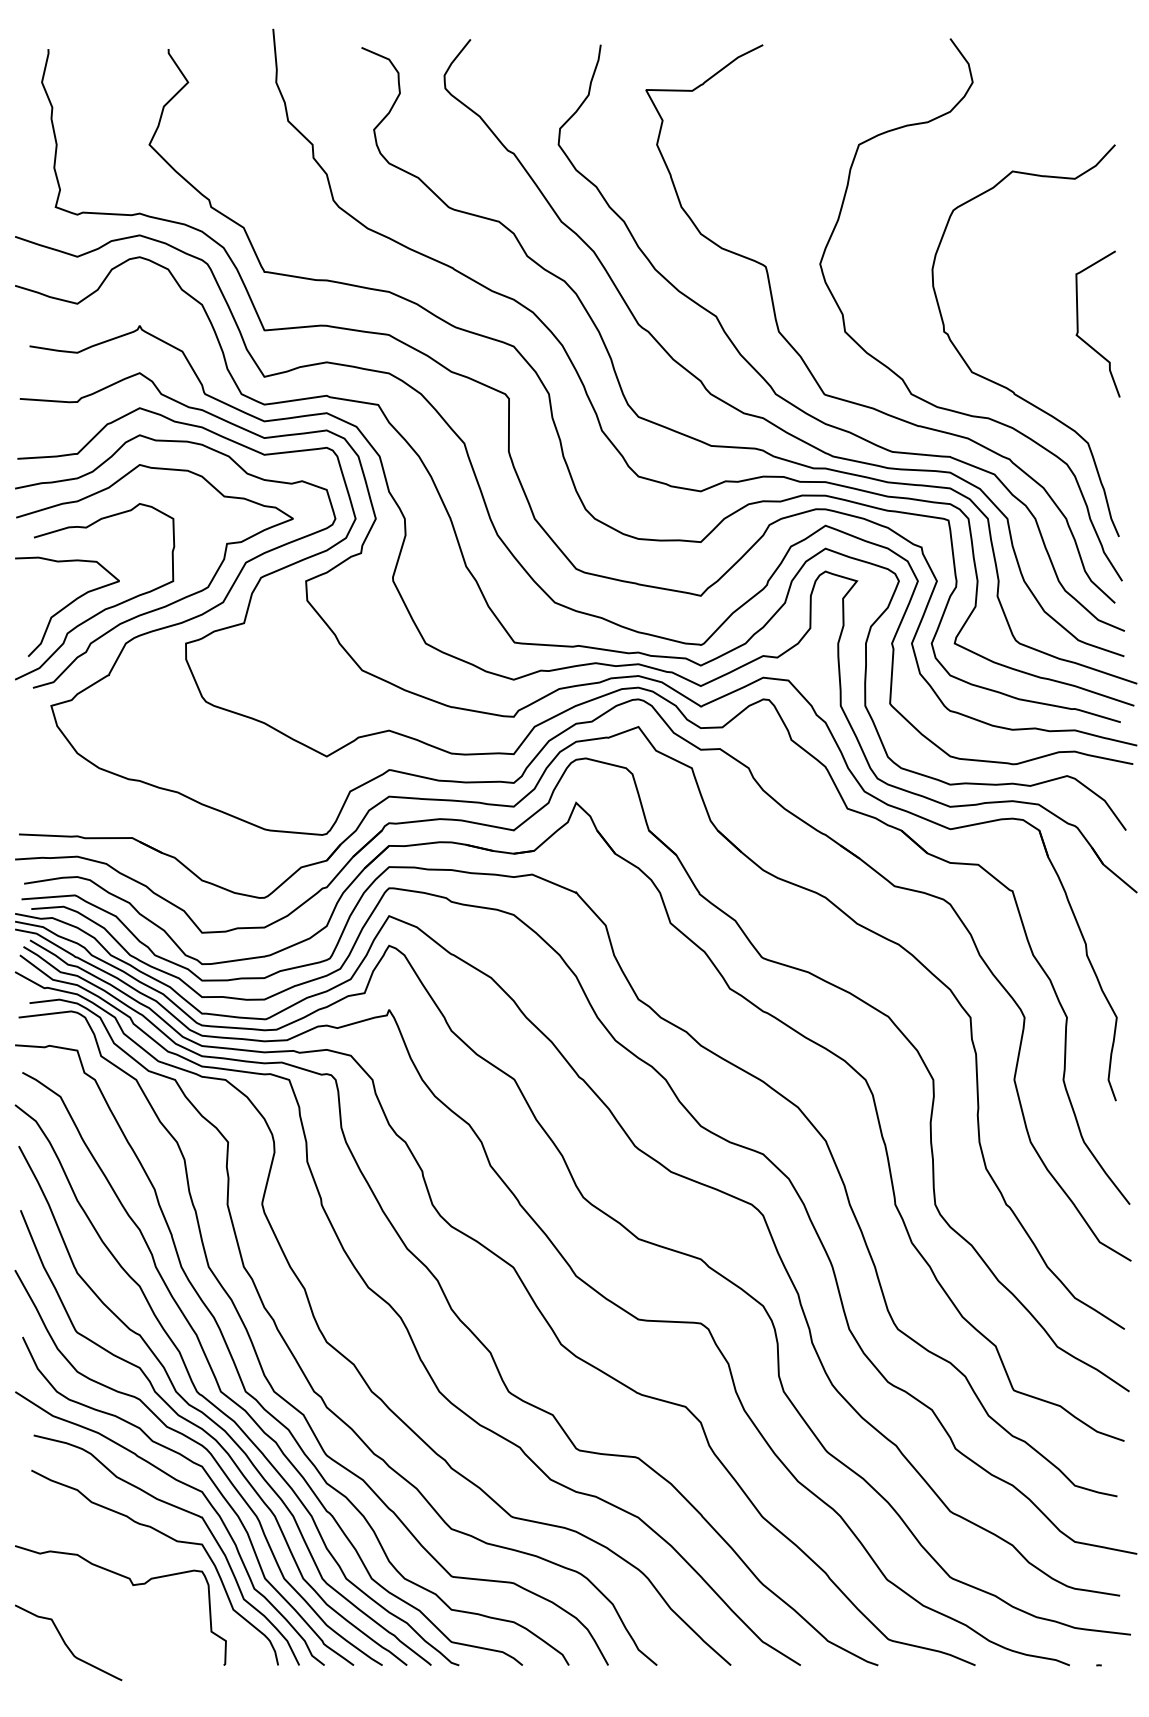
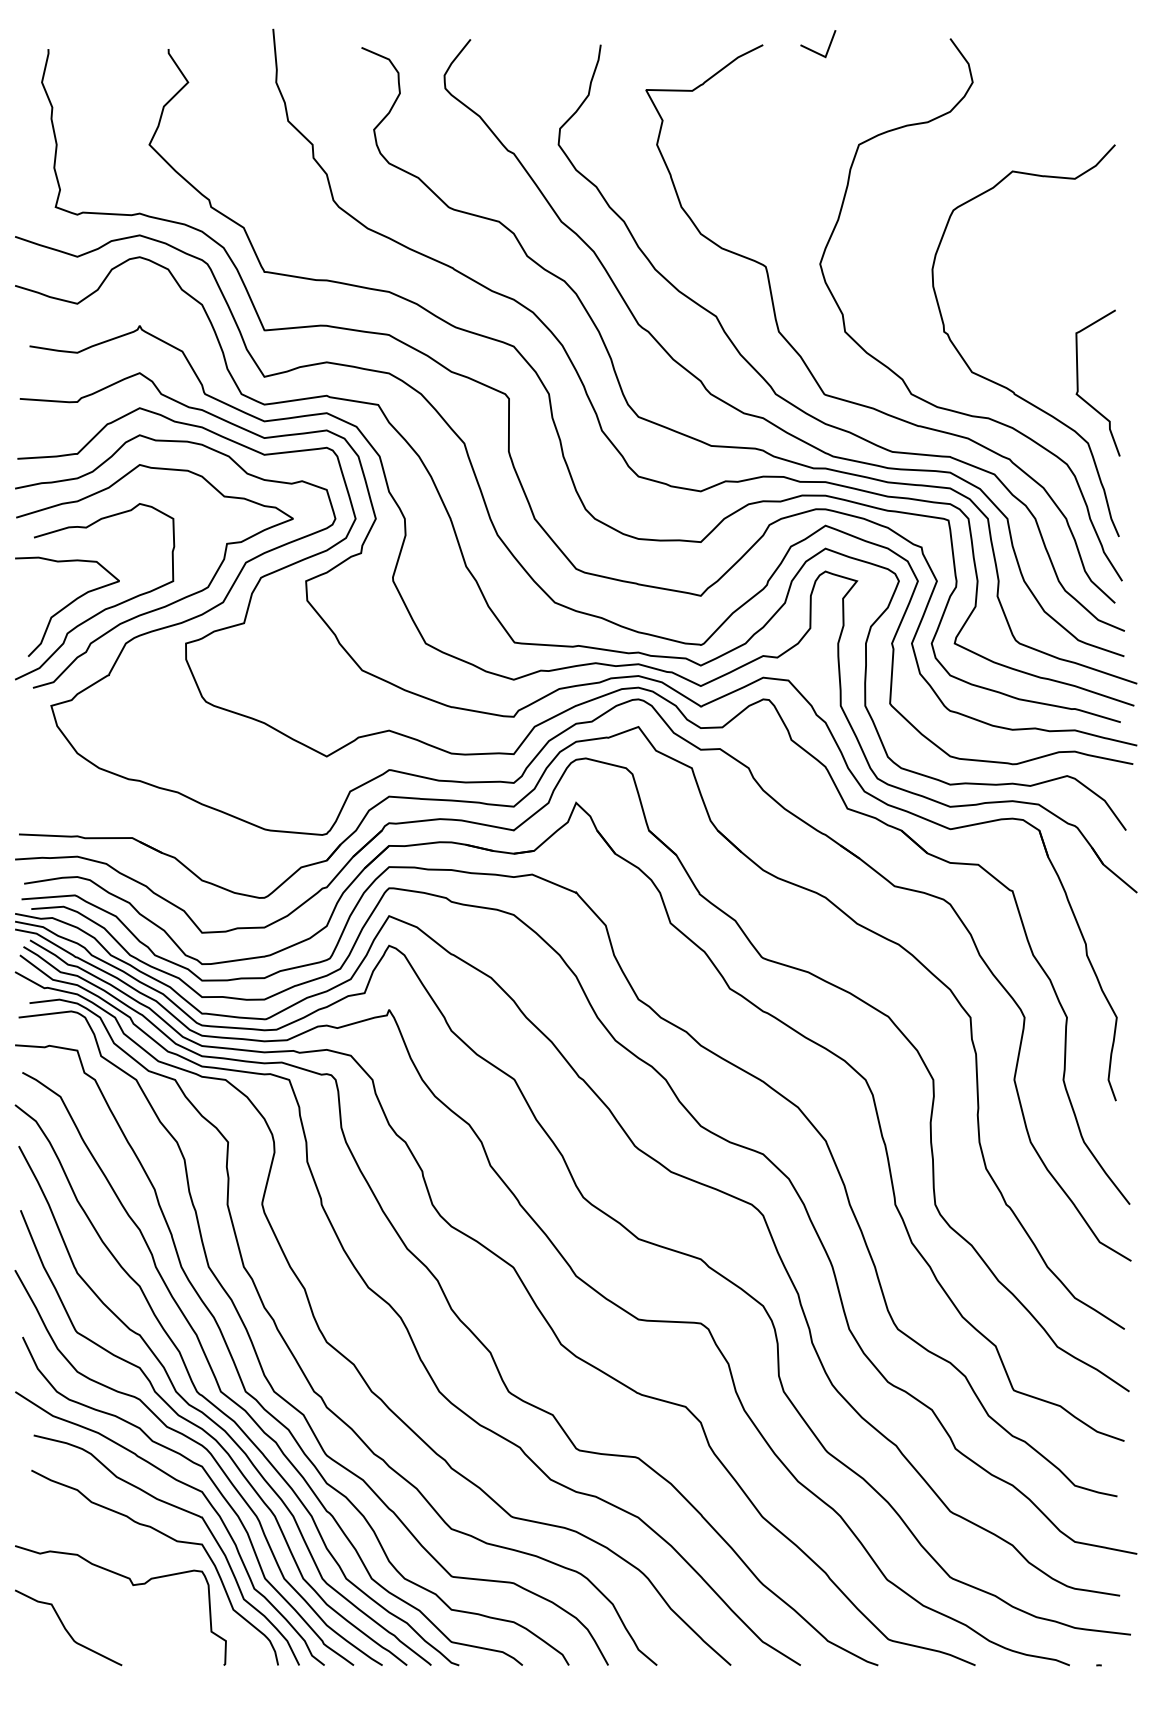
line: none -> present (814, 50)
curve position: (1078, 323) -> (1078, 382) (1078, 382)
curve position: (66, 1643) -> (66, 1628) (66, 1628)
